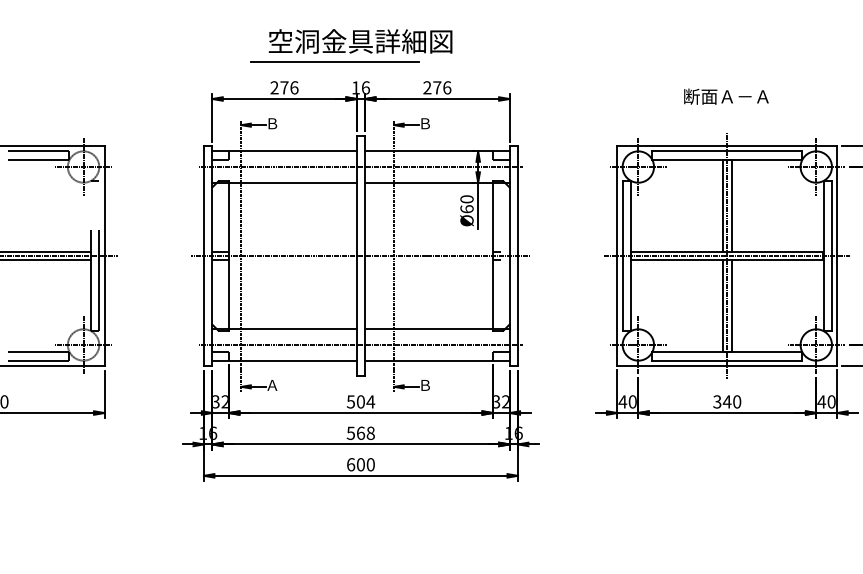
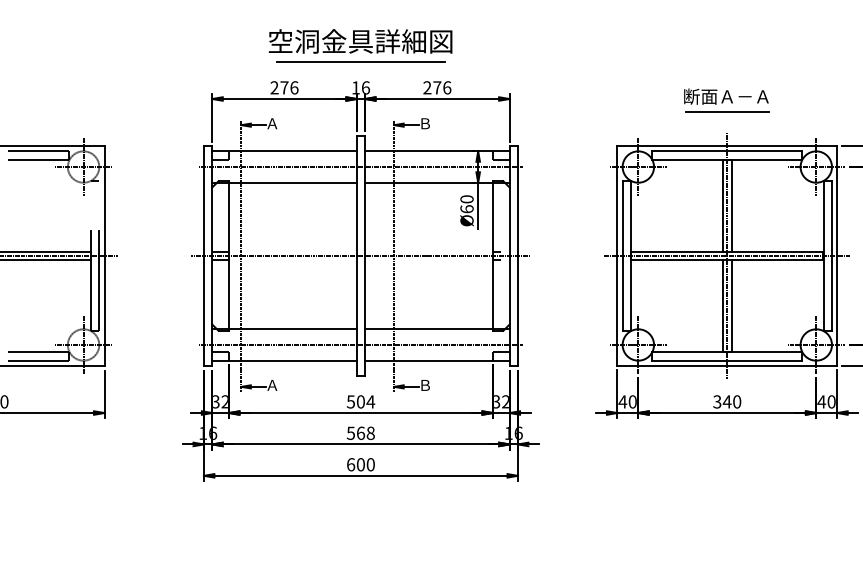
line position: (334, 61) -> (360, 61) (360, 61)
line: none -> present (727, 112)
text: Ｂ -> Ａ (272, 123)
